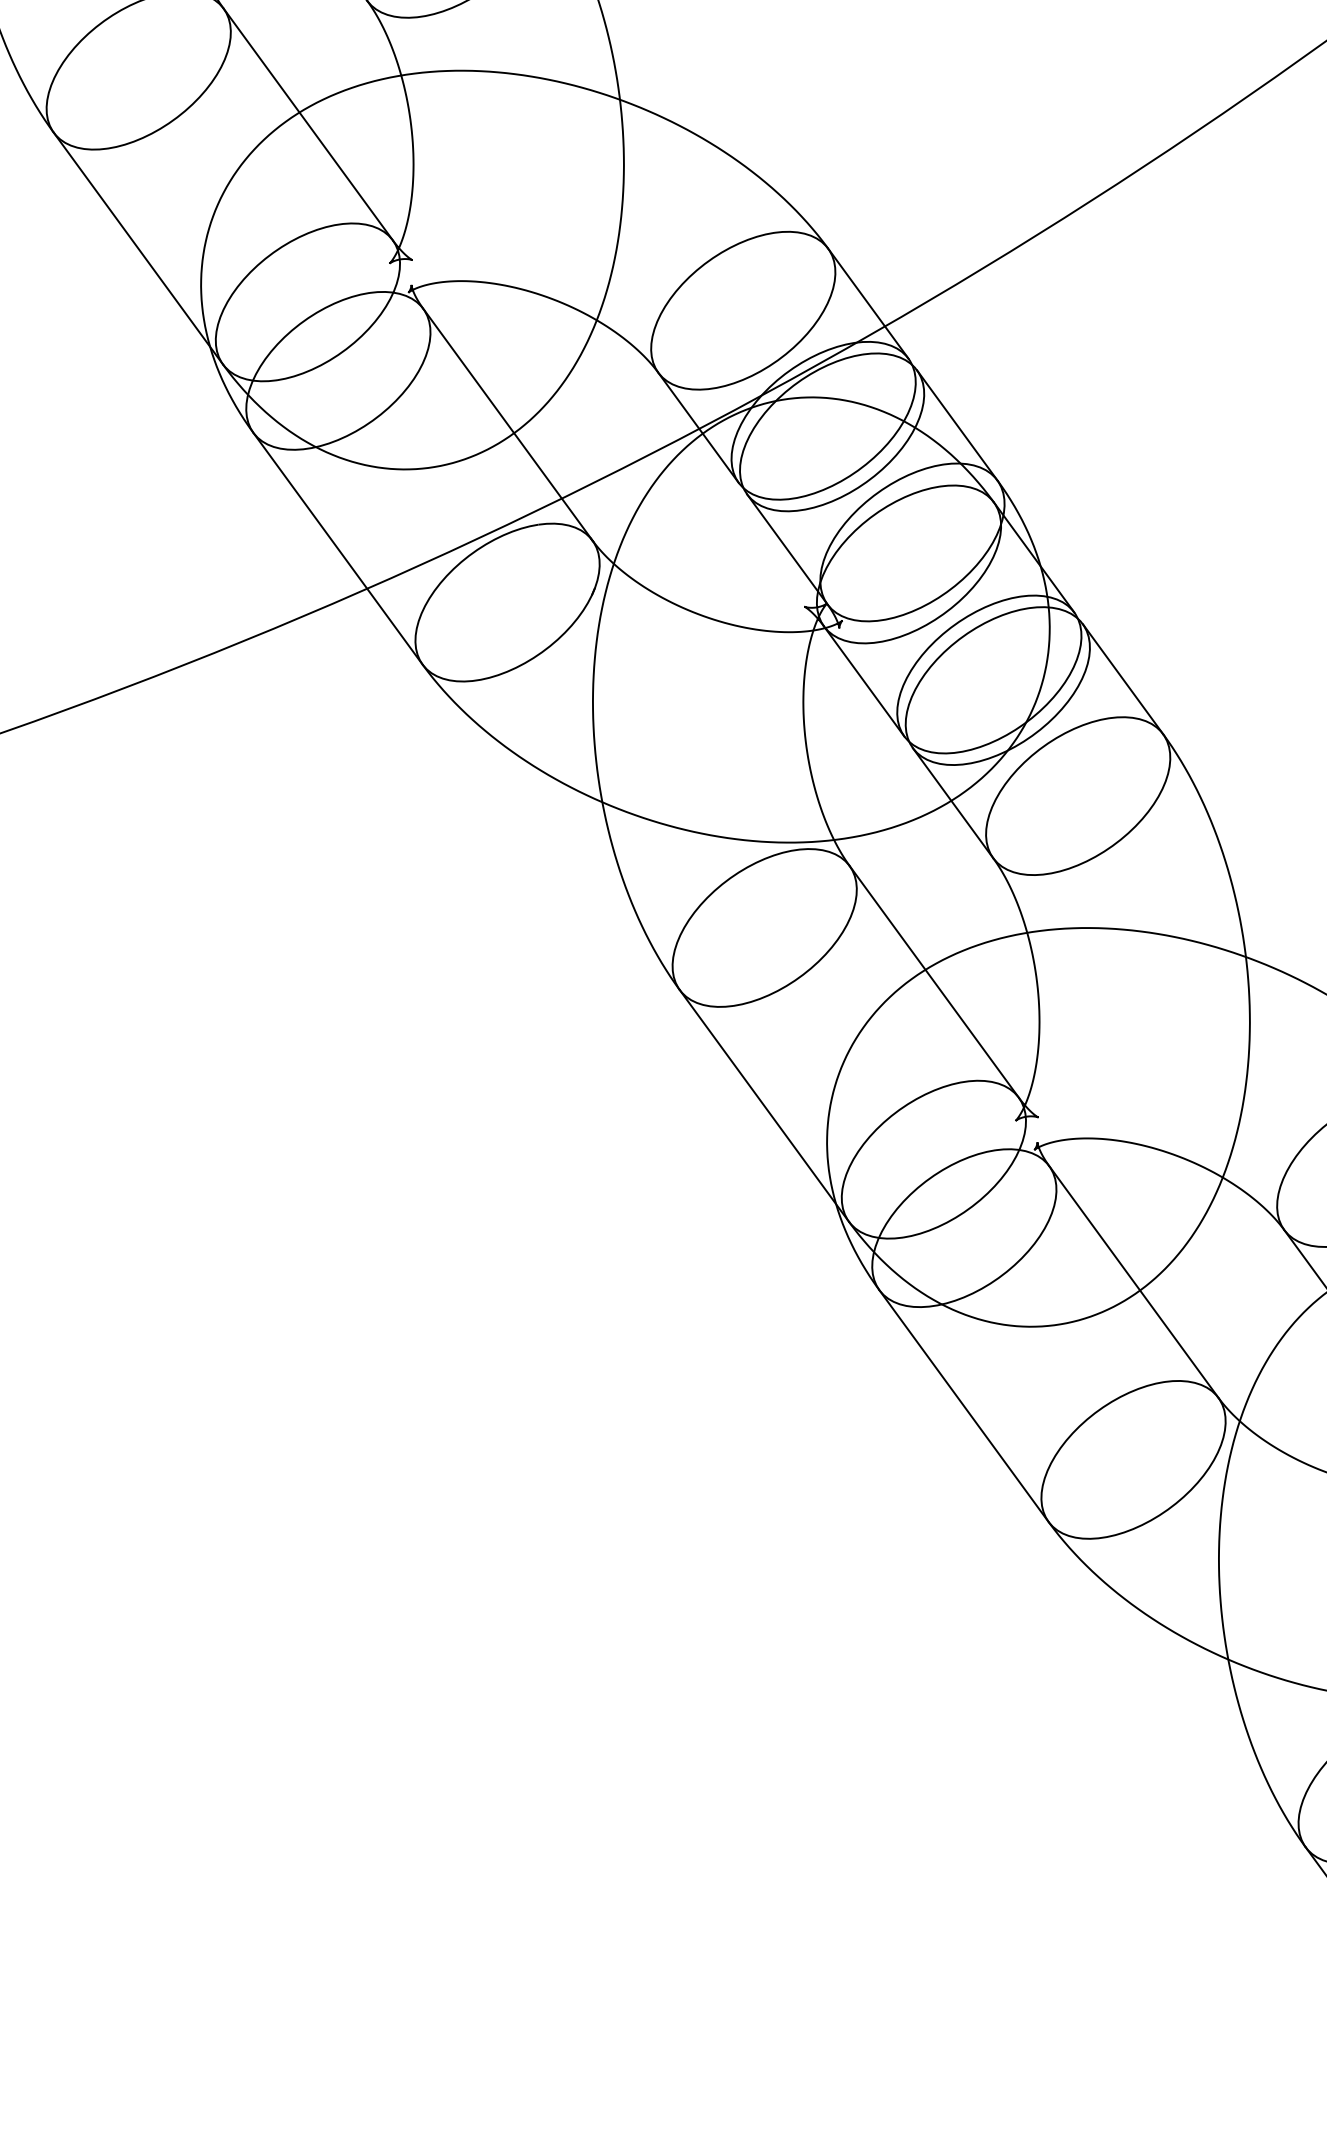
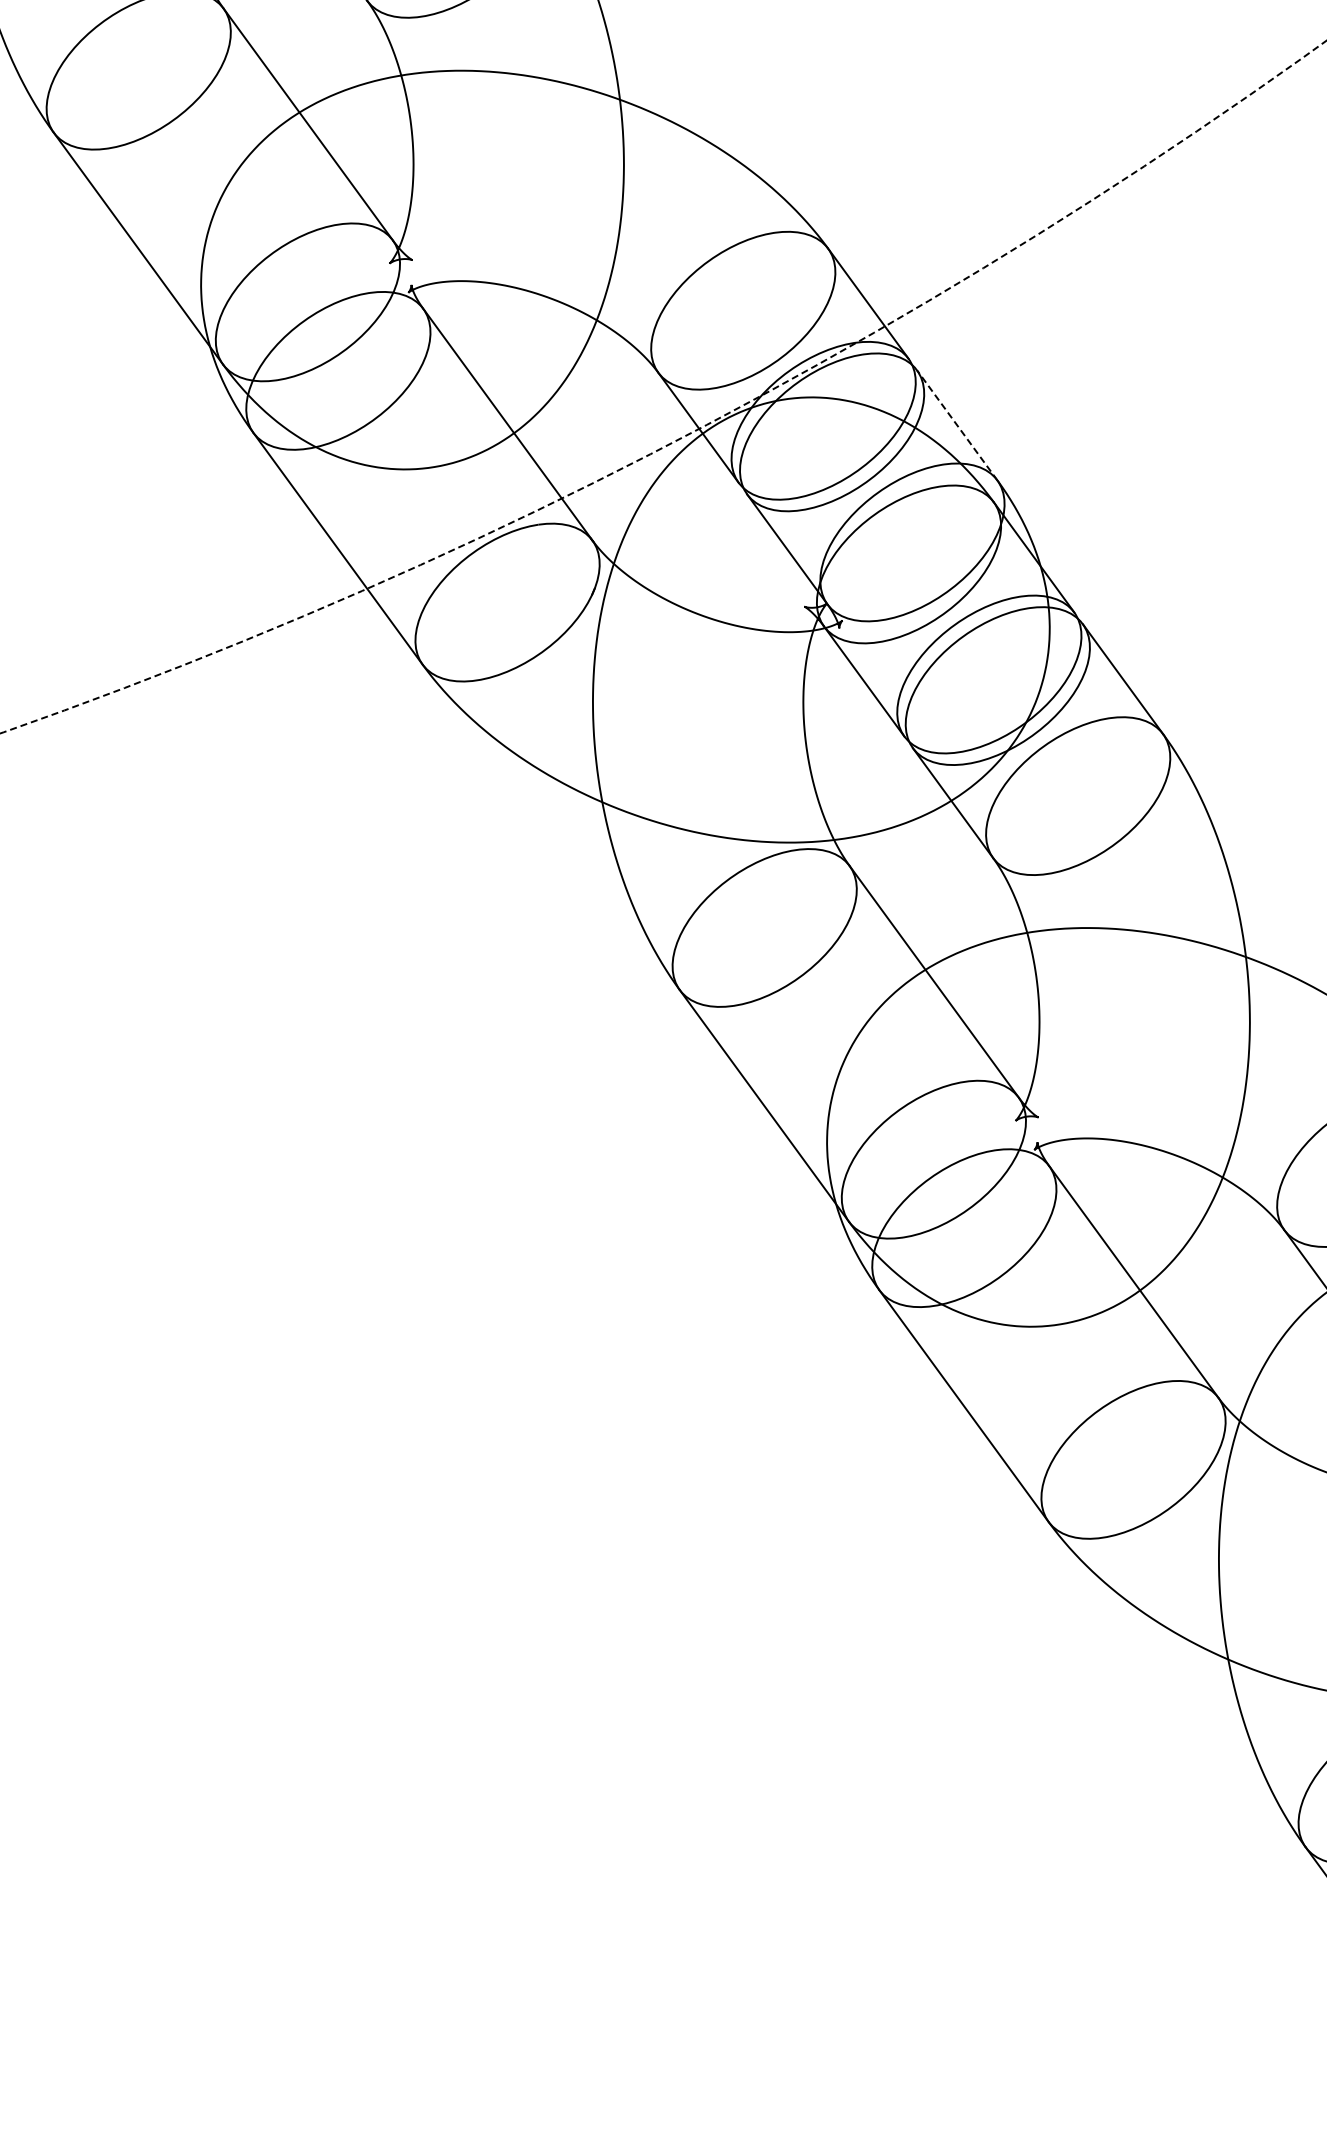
circle: solid -> dashed (663, 386)
line: solid -> dashed (956, 424)
